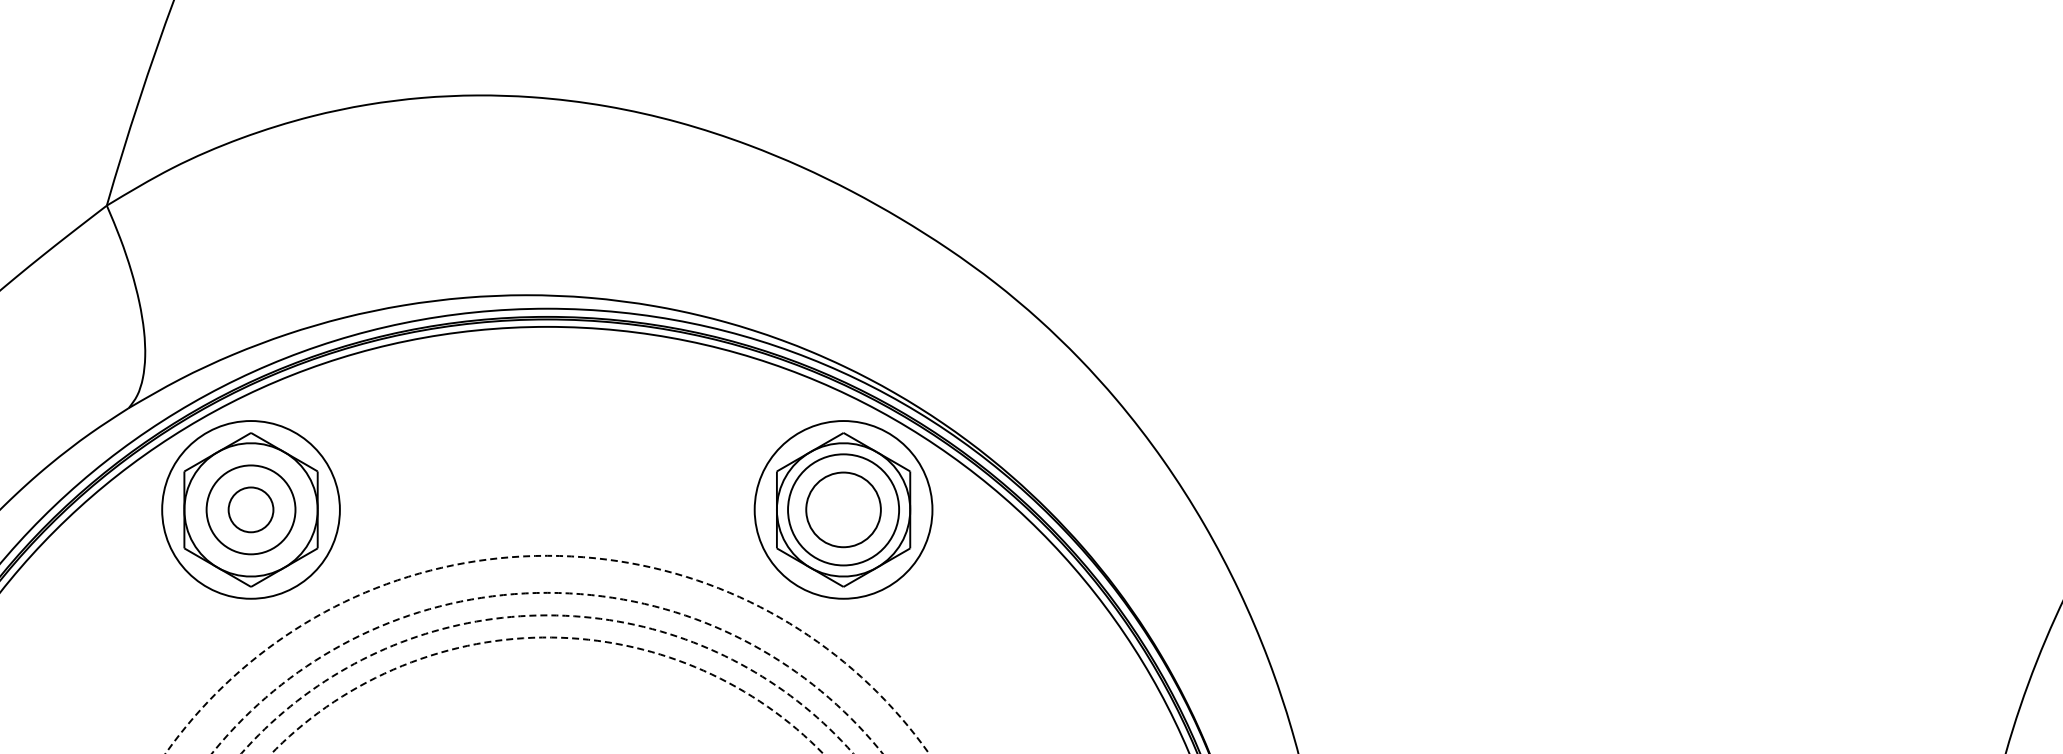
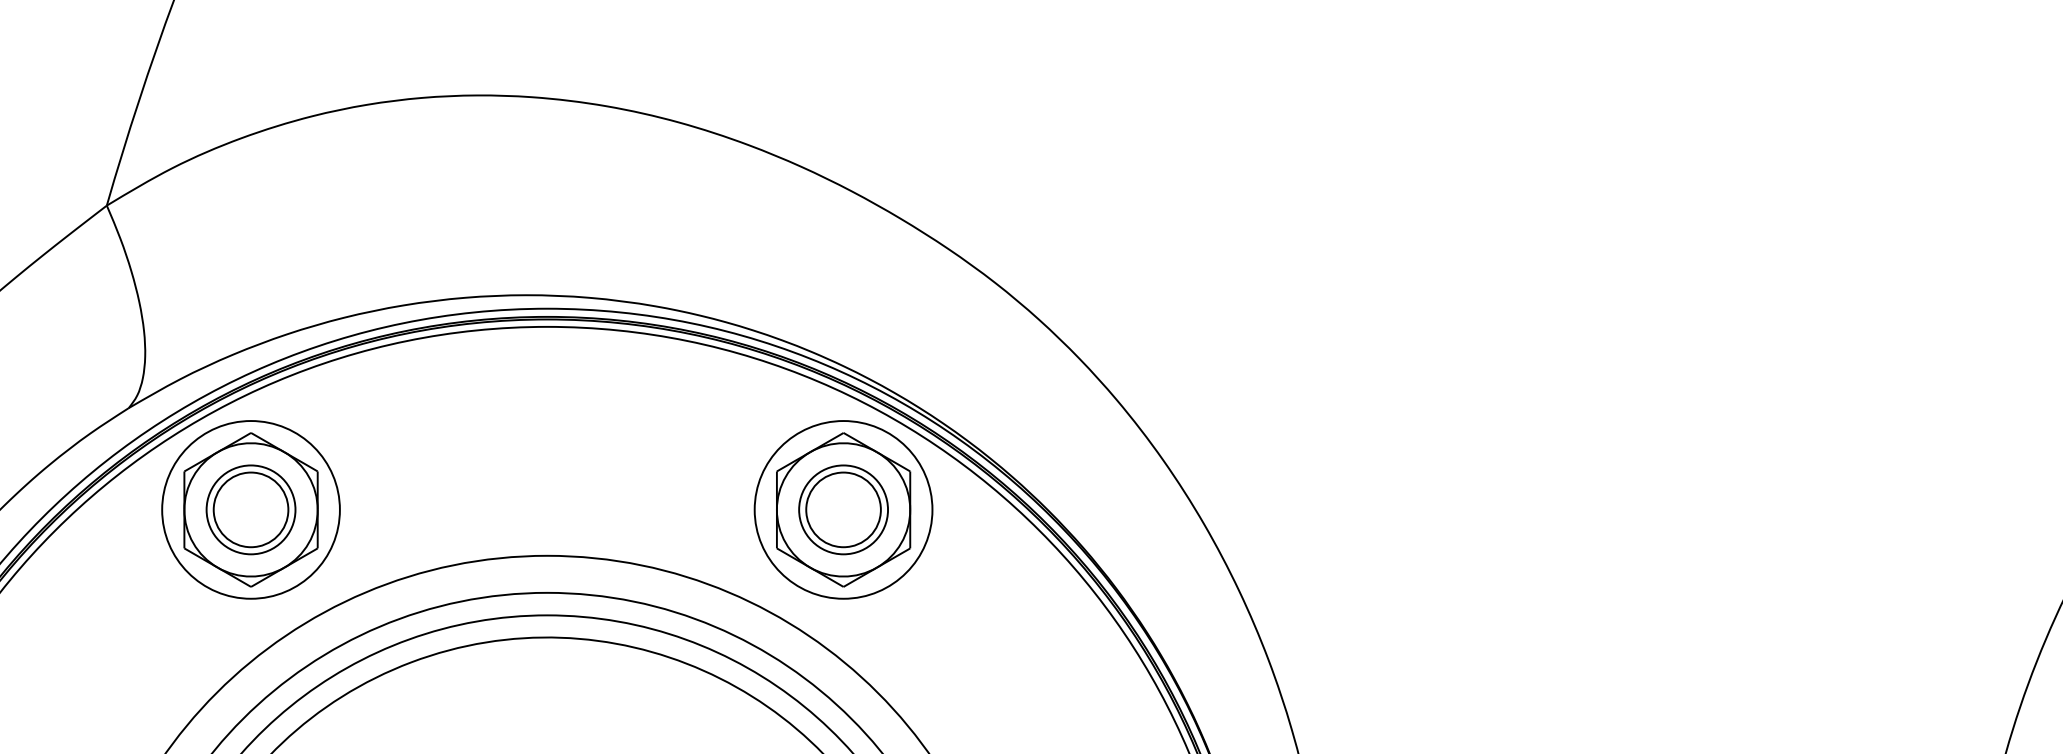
circle diameter: 45 px -> 75 px (250, 509)
circle diameter: 111 px -> 89 px (843, 509)
arc: dashed -> solid (547, 615)
arc: dashed -> solid (548, 637)
circle: dashed -> solid (546, 654)
circle: dashed -> solid (547, 672)
